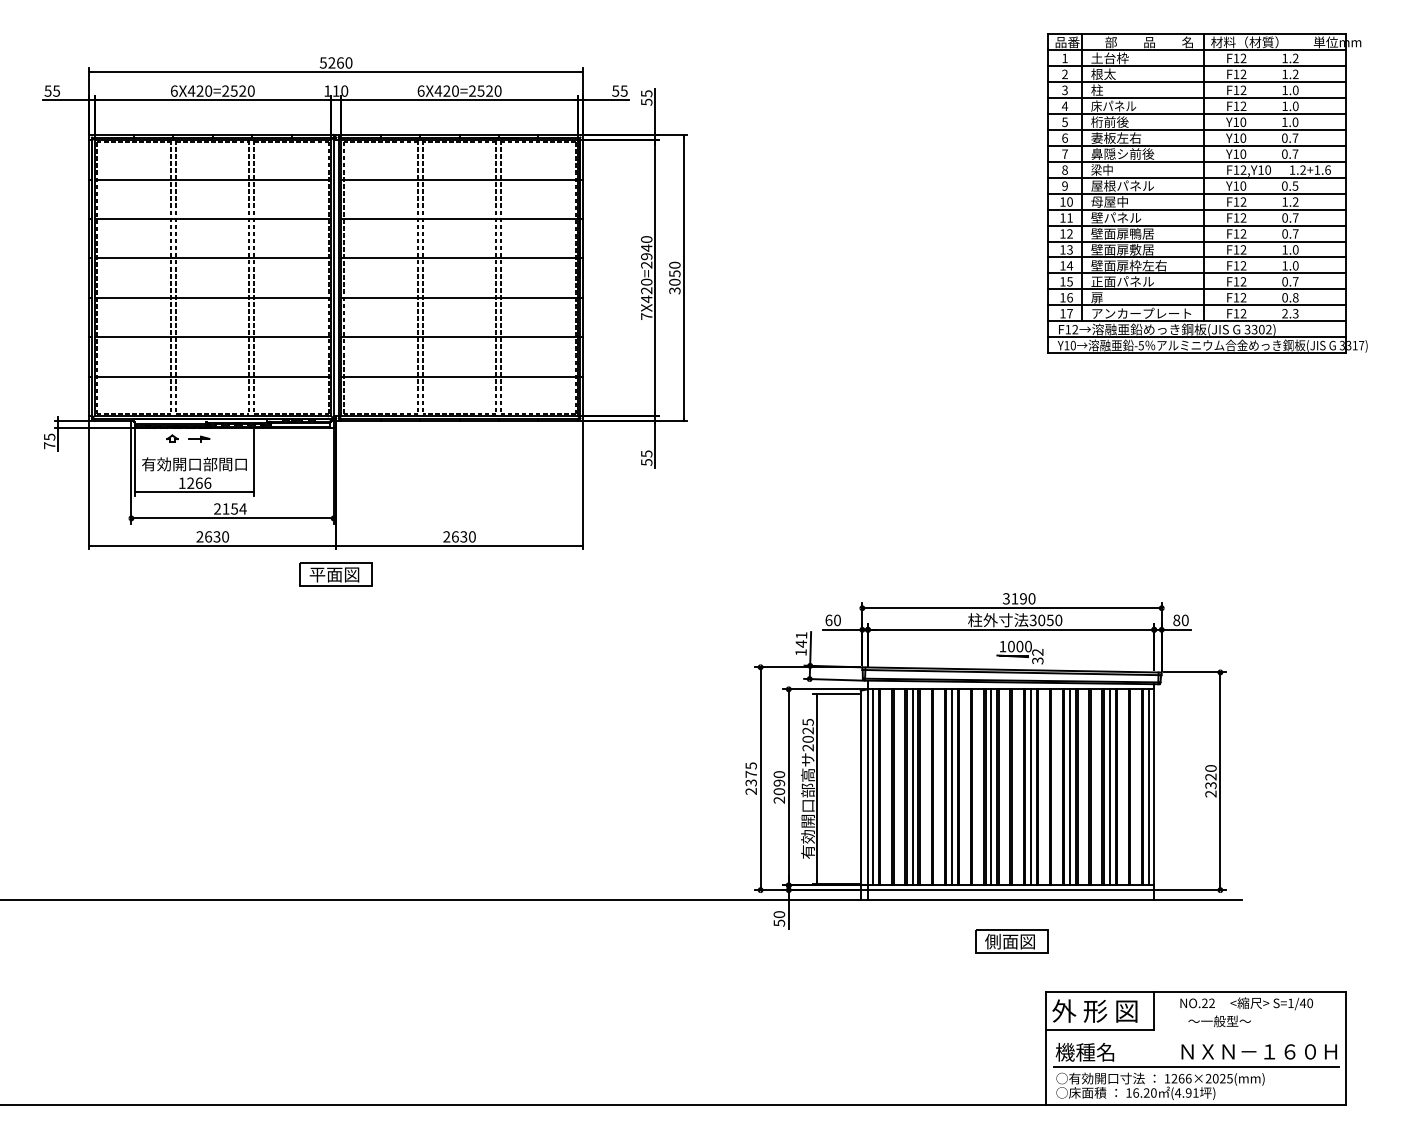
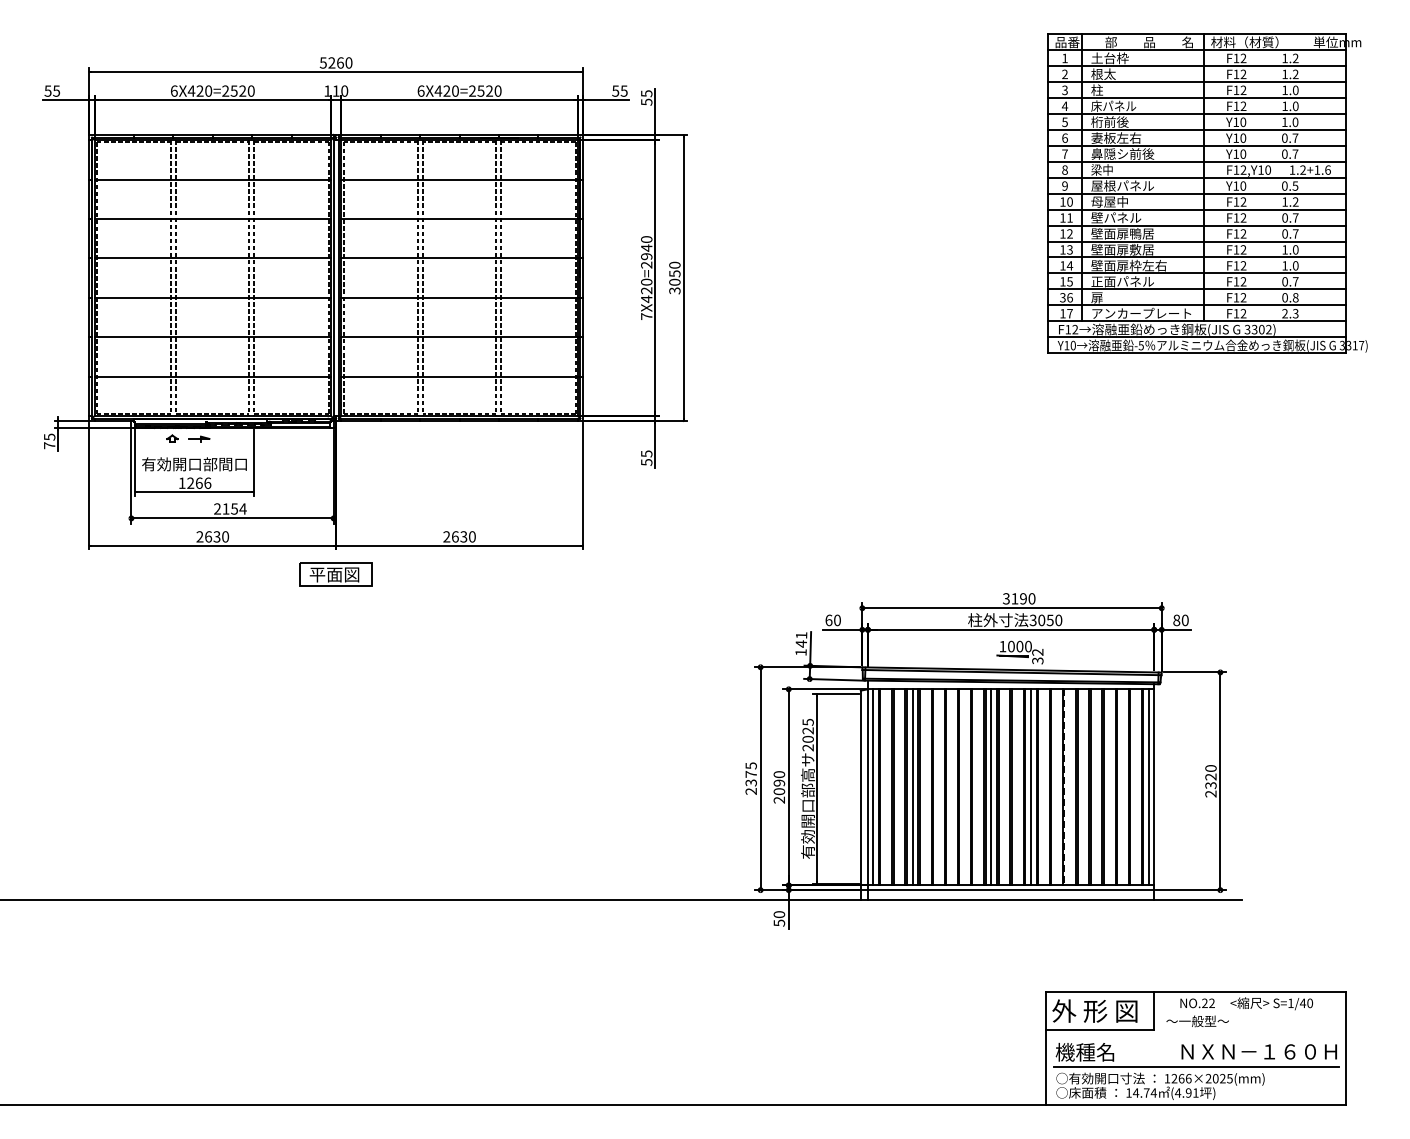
text: 16 -> 36 (1062, 297)
line: present -> none (951, 787)
line: solid -> dashed (1064, 787)
line: present -> none (1070, 787)
line: present -> none (1109, 787)
part: present -> none (1011, 941)
text position: (1219, 1021) -> (1197, 1021) (1197, 1021)
text: 16.20 -> 14.74 (1144, 1092)
